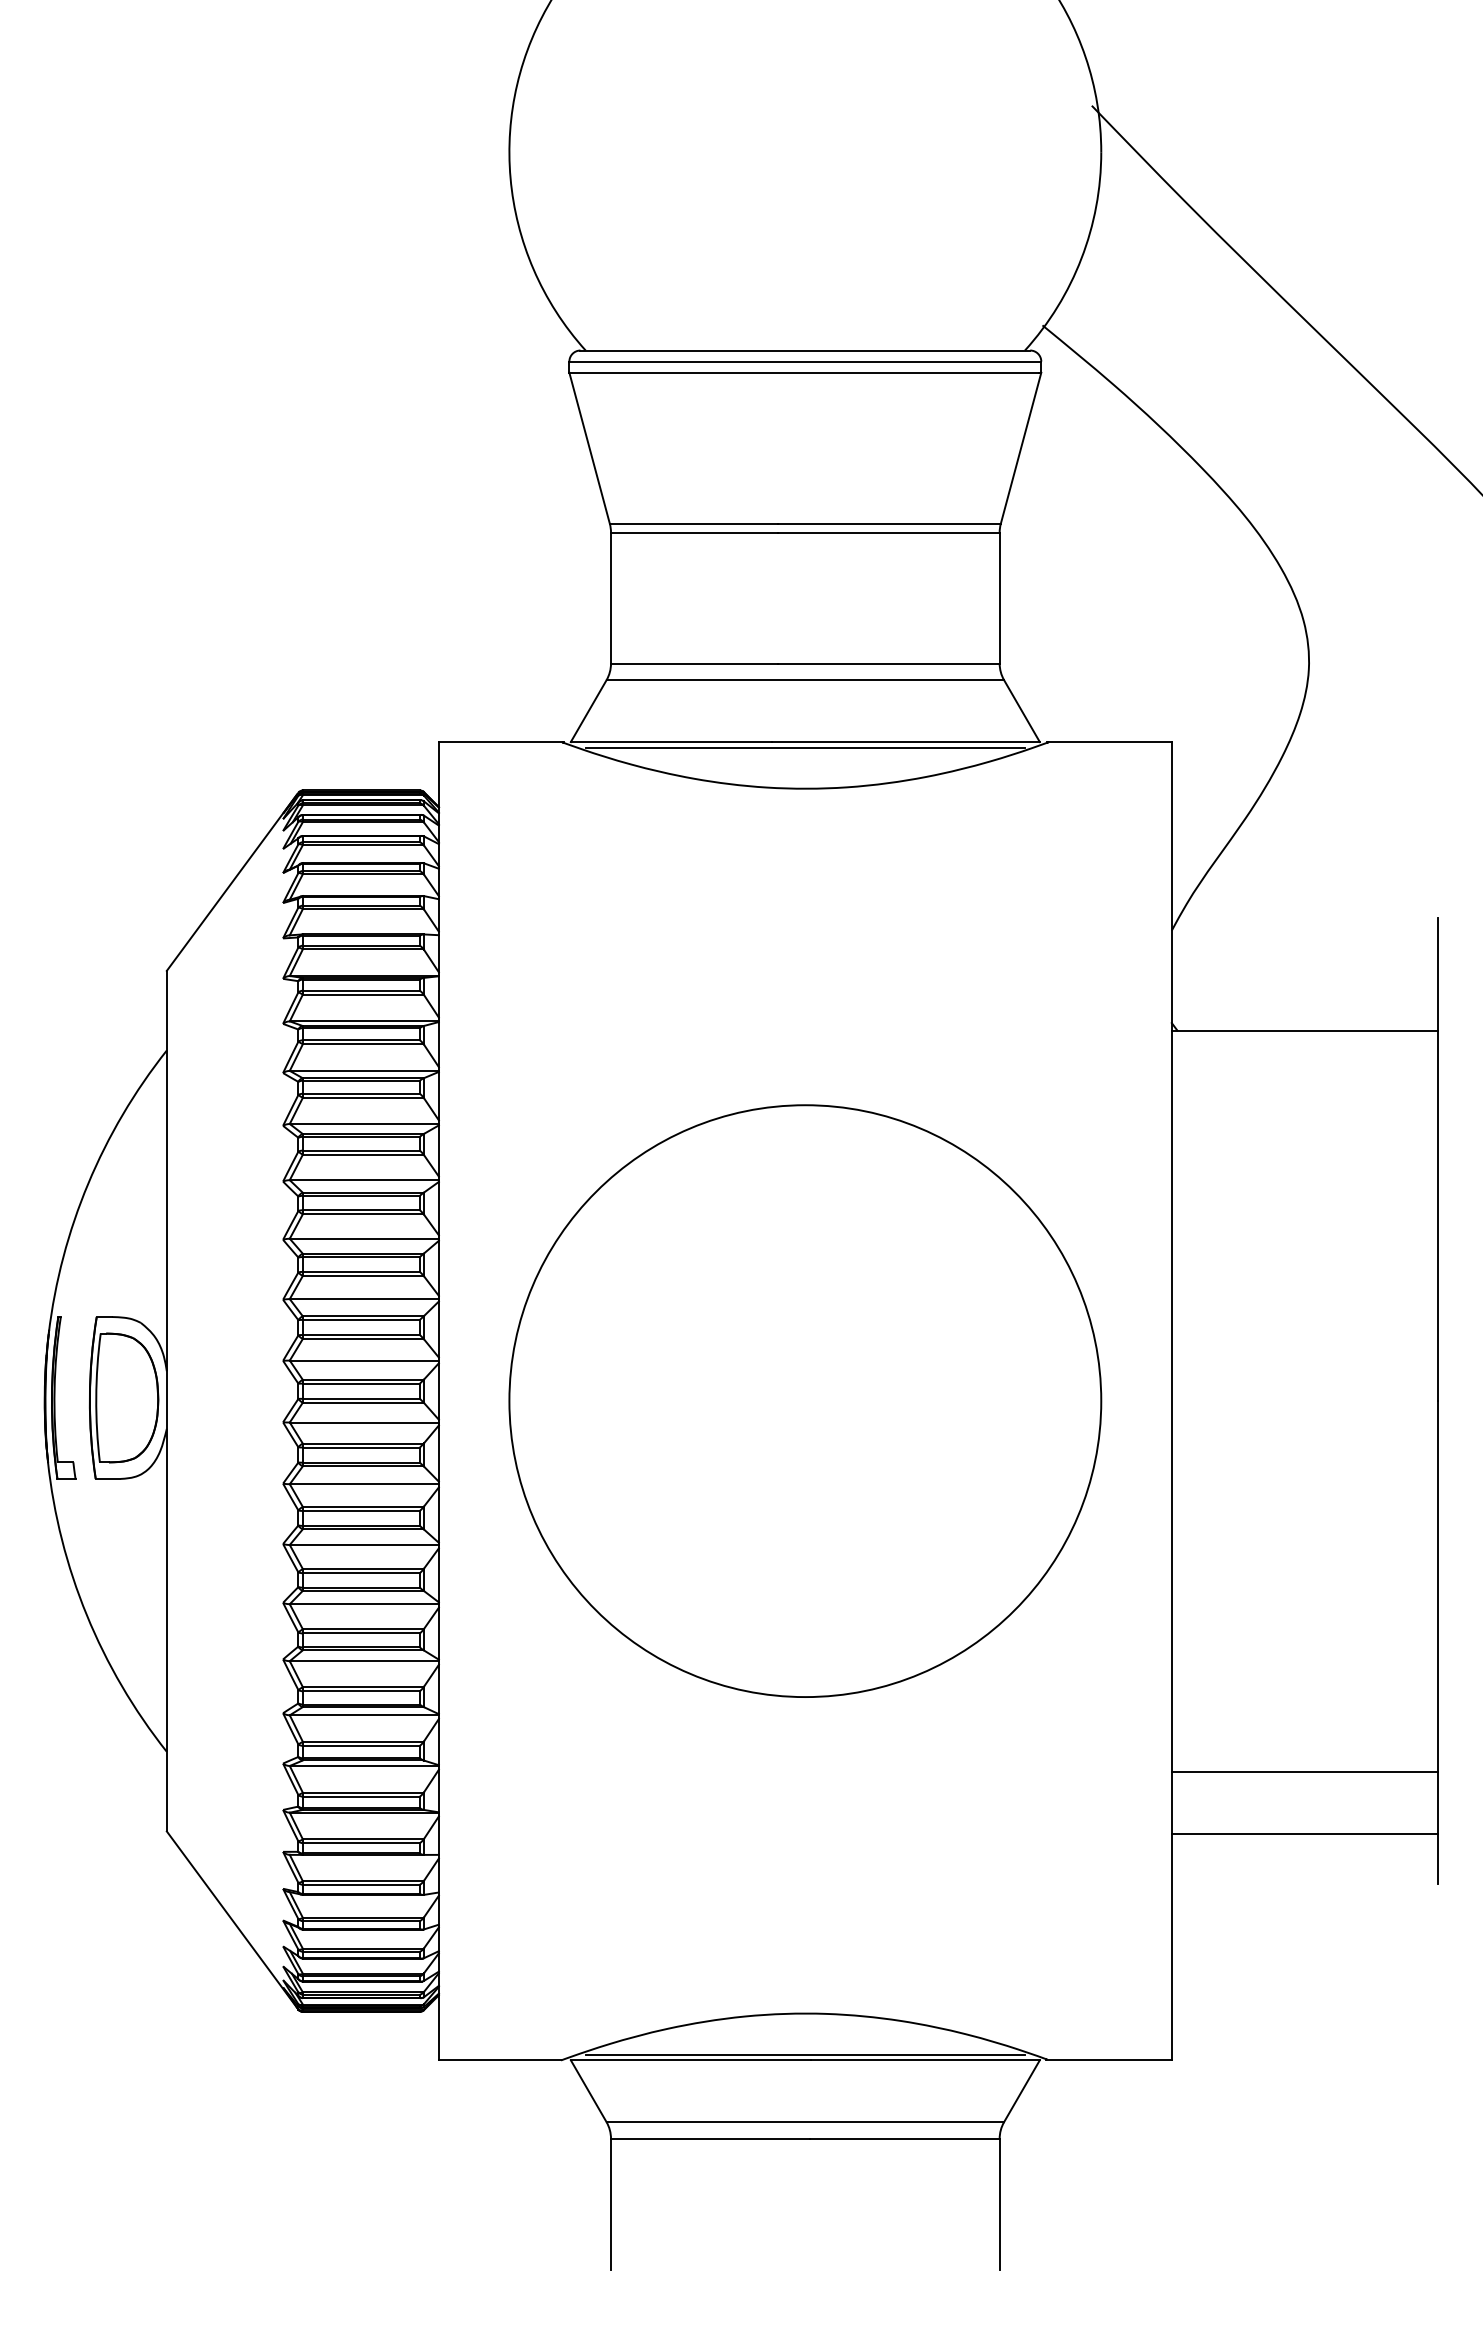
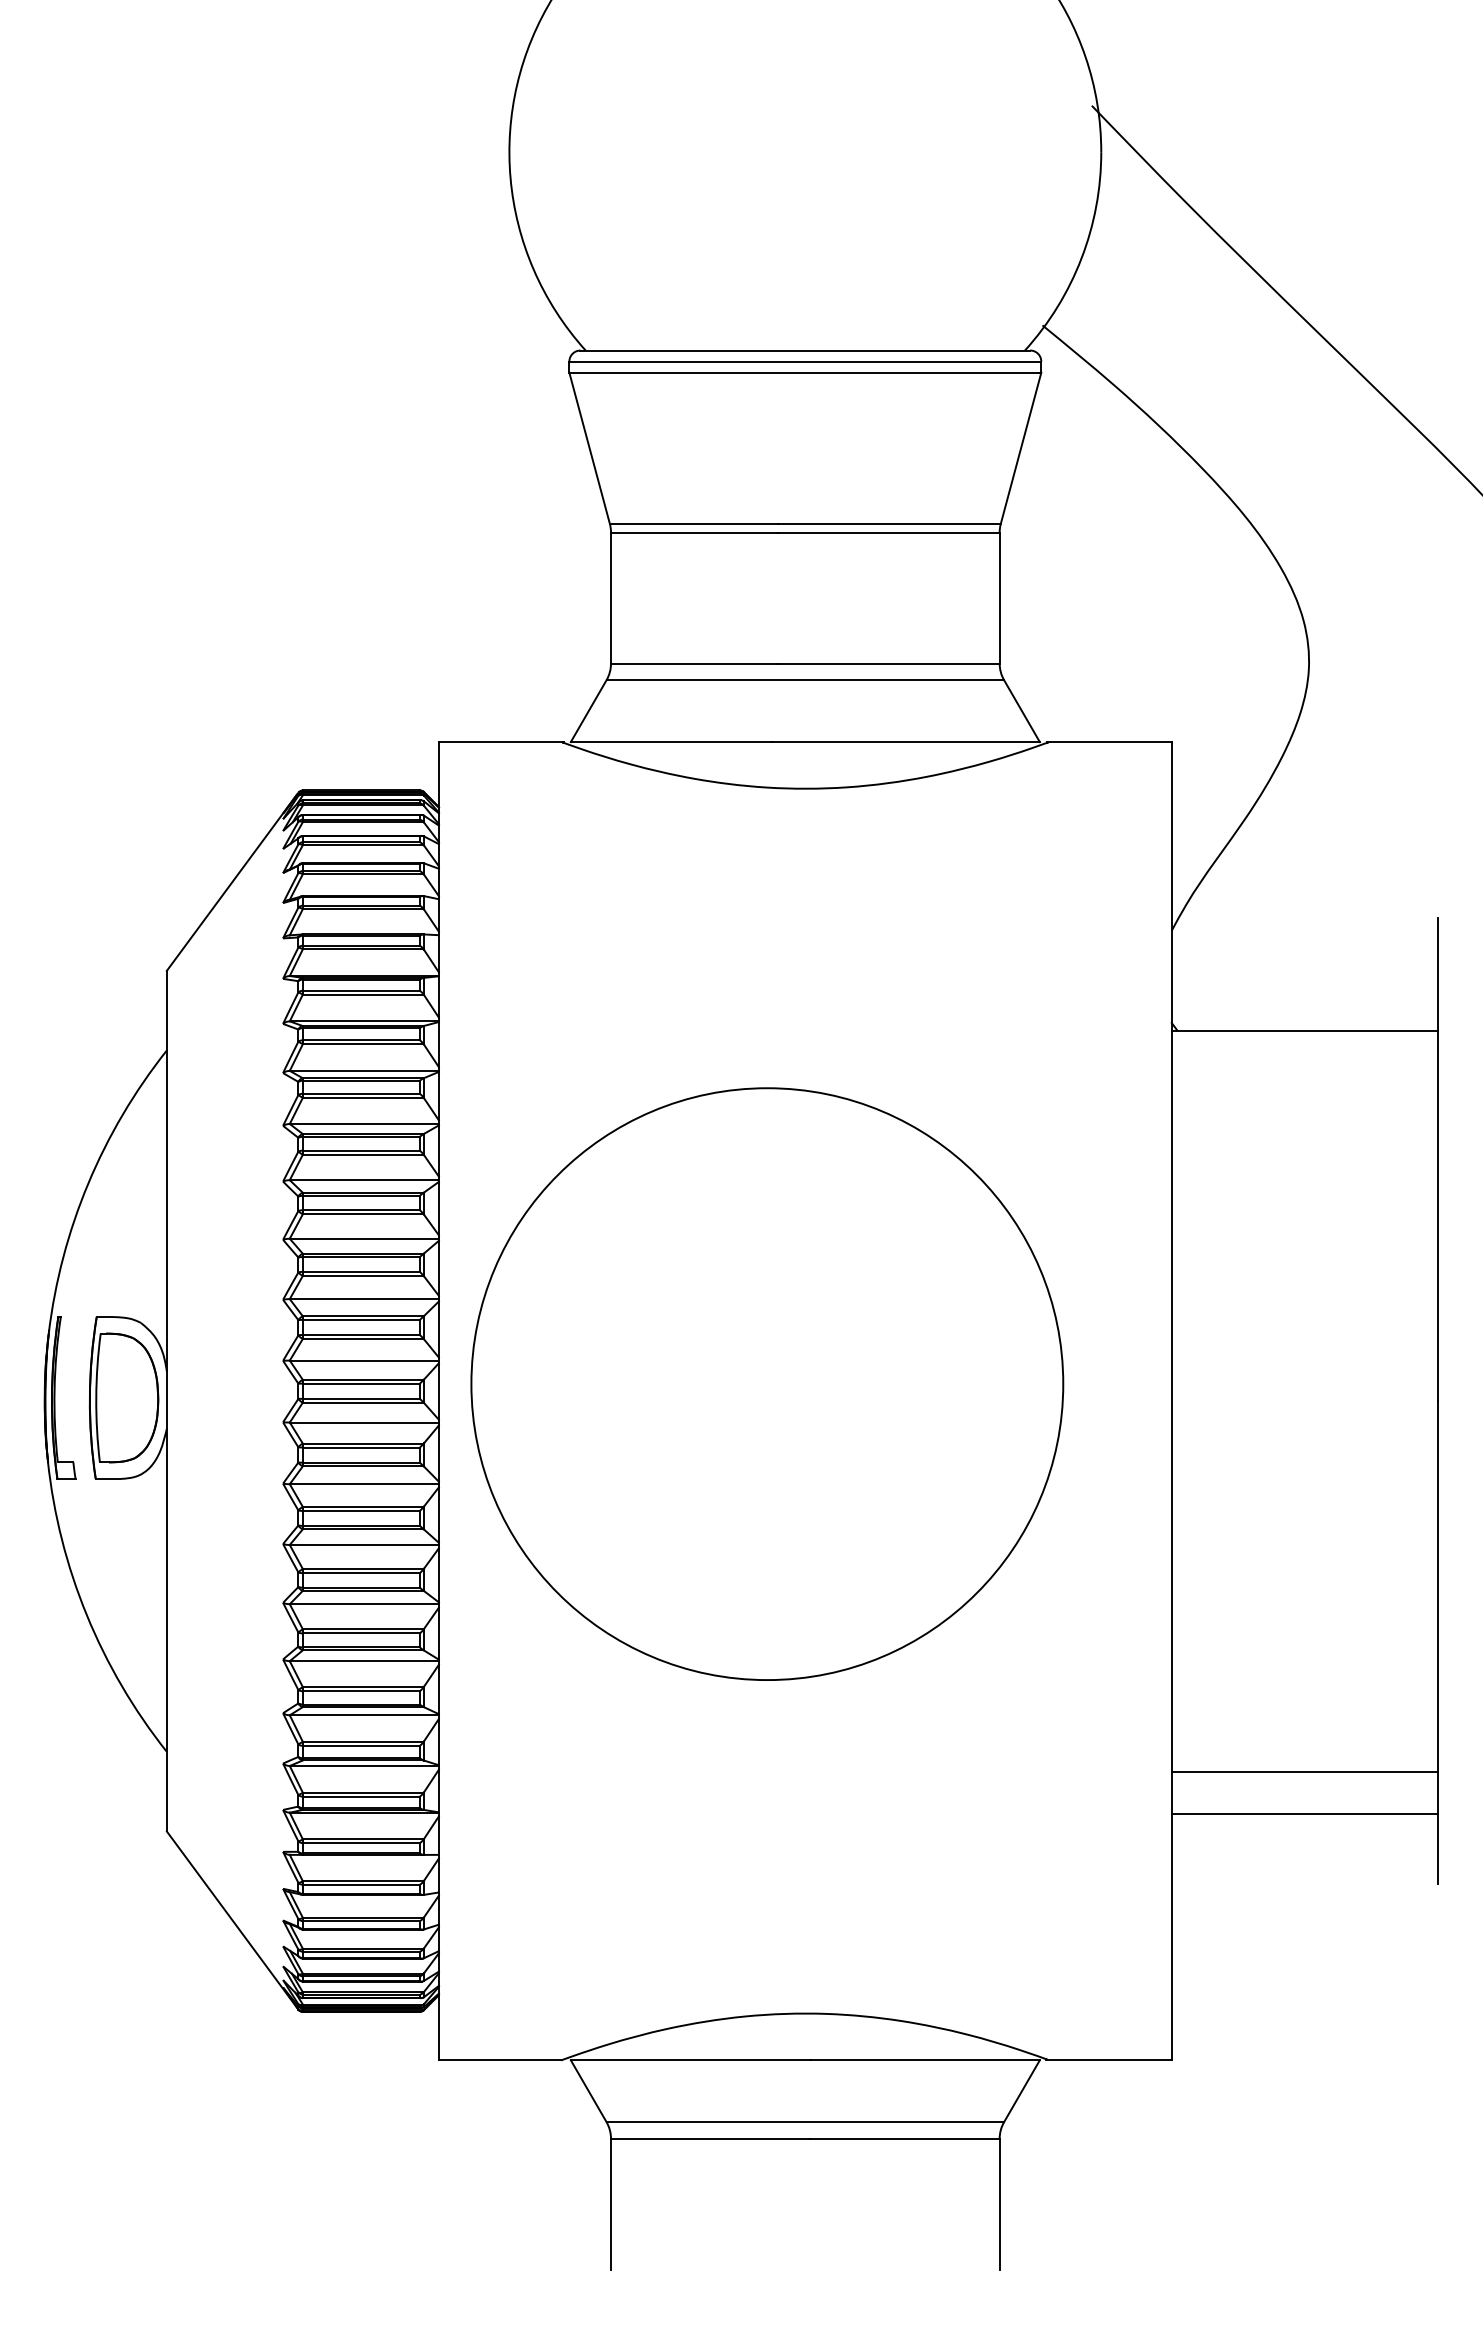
line: present -> none (804, 747)
circle position: (805, 1400) -> (767, 1383) (767, 1383)
line position: (1304, 1834) -> (1304, 1814) (1304, 1814)
line: present -> none (804, 2054)
